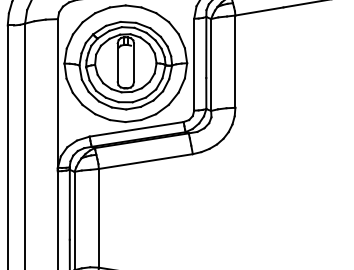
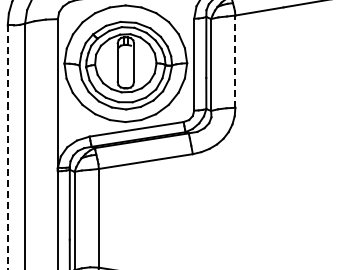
line: solid -> dashed (235, 61)
line: solid -> dashed (7, 147)
